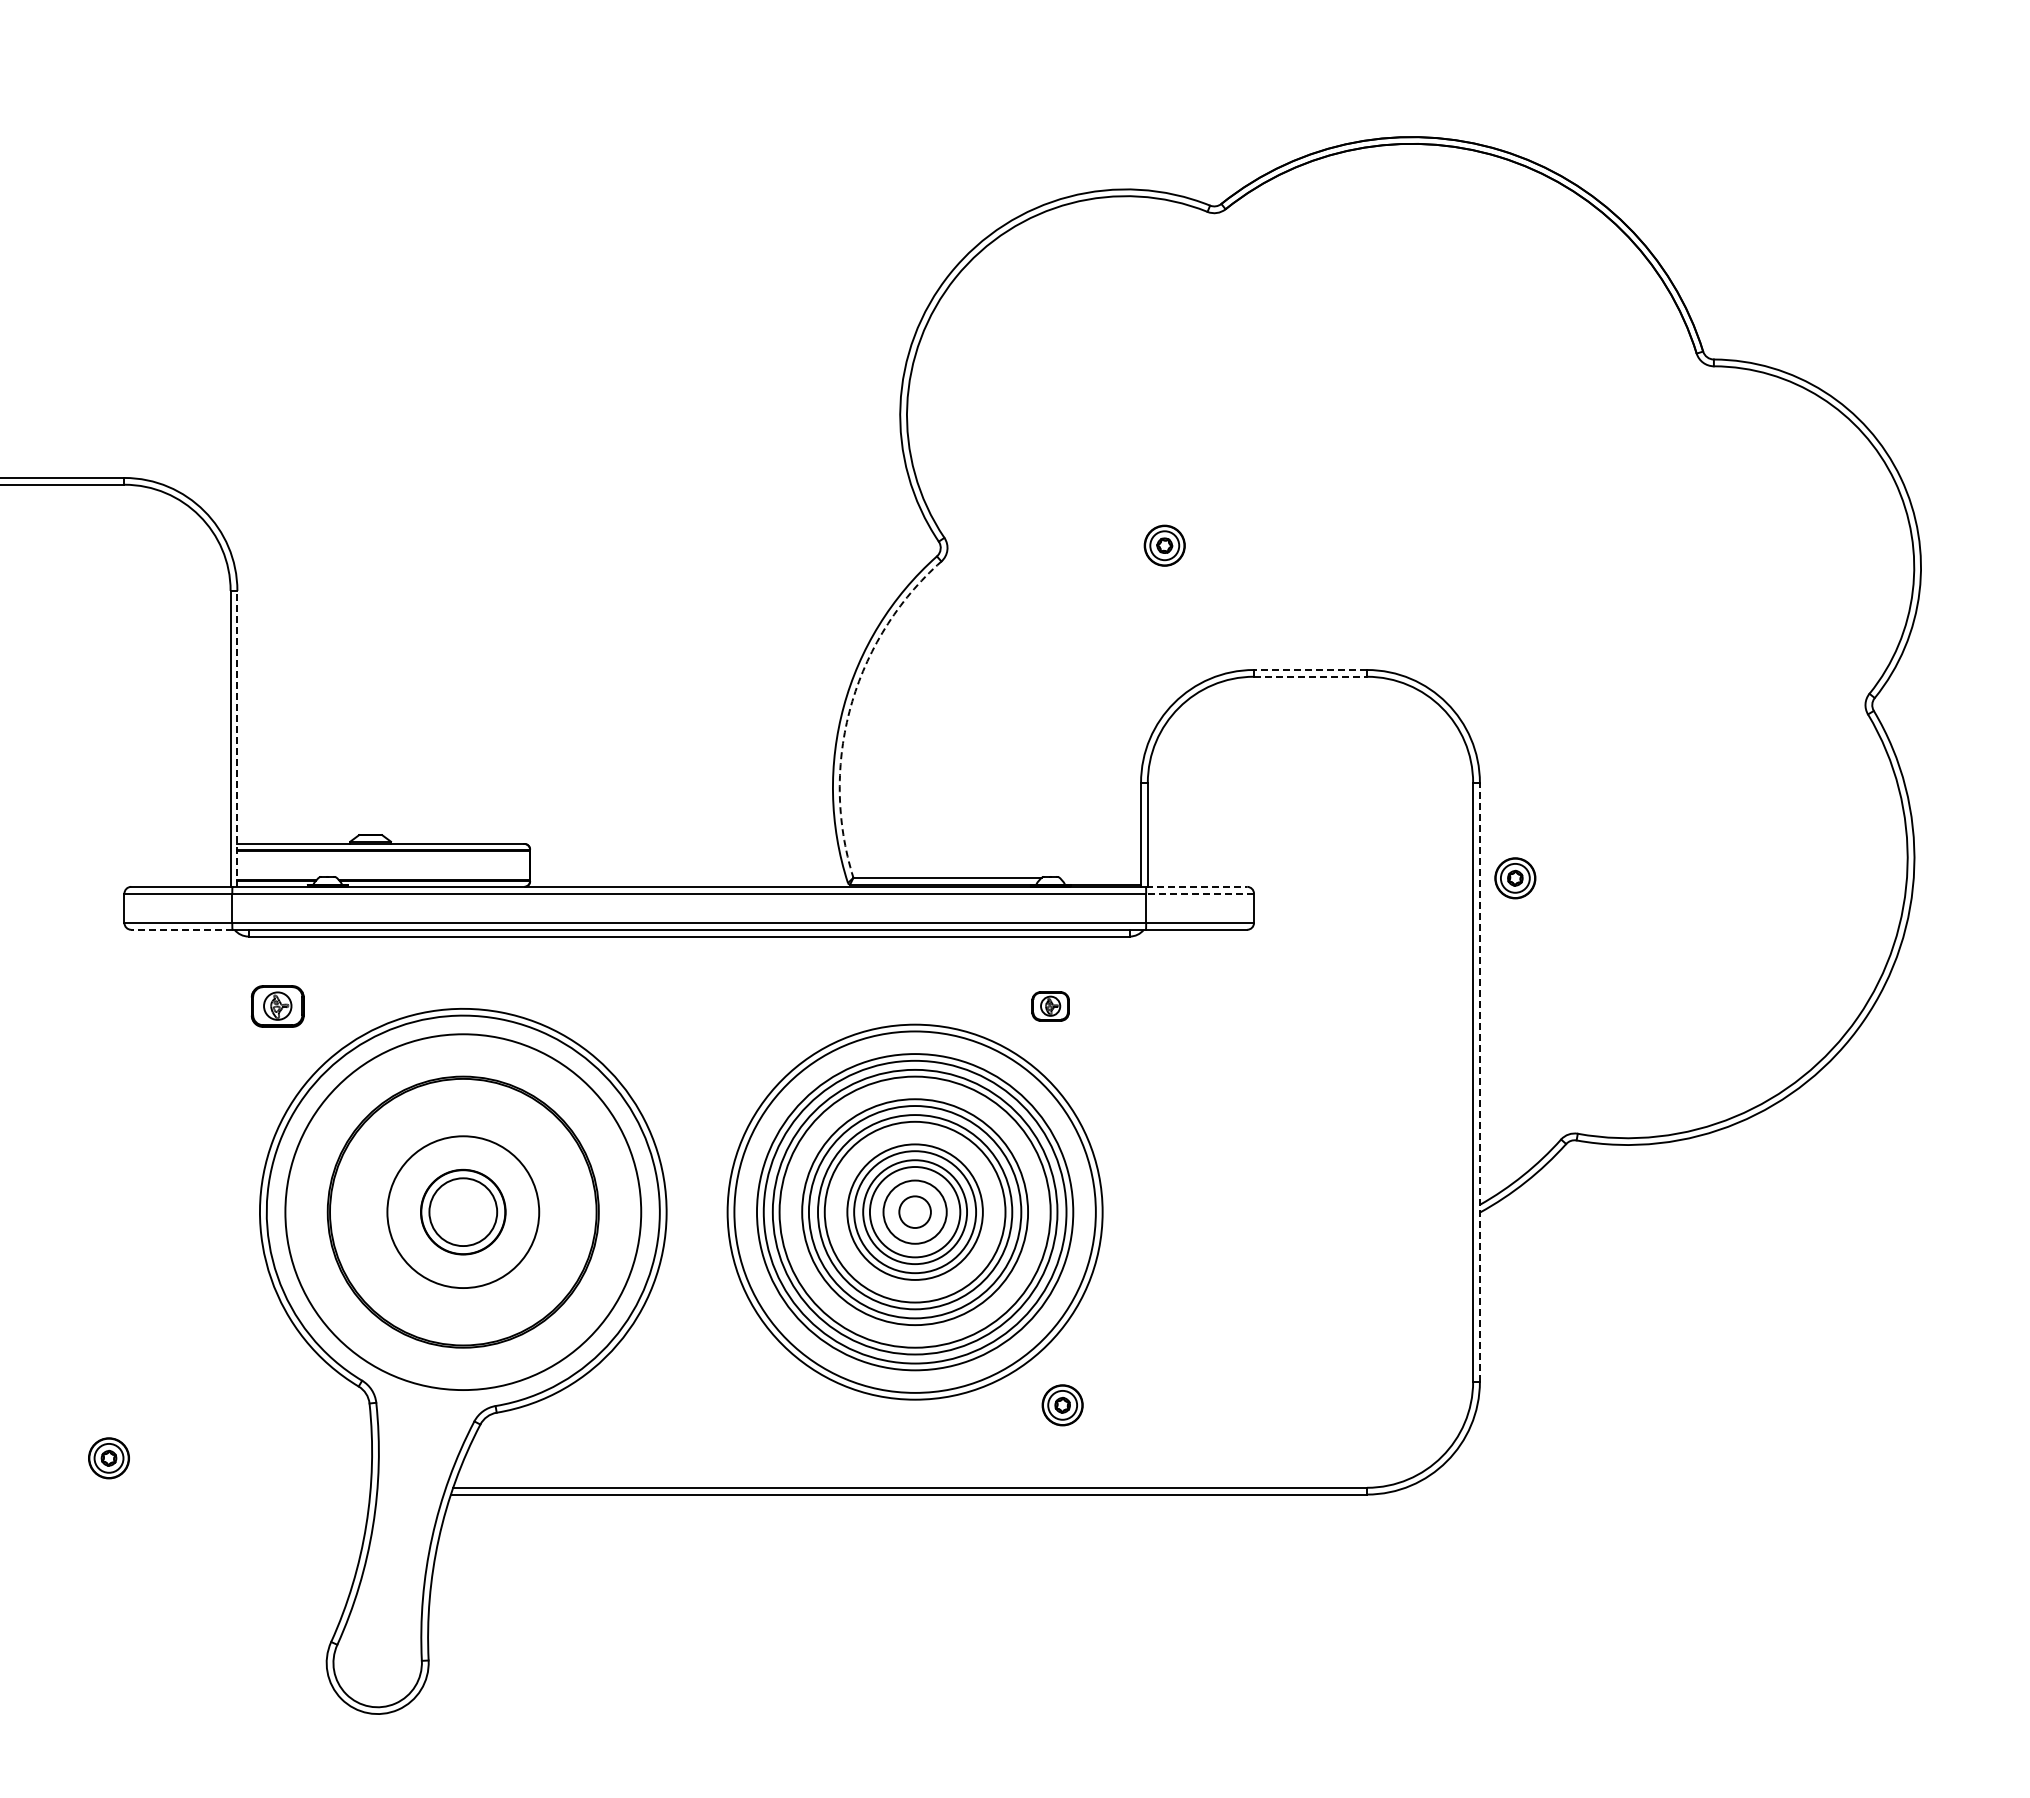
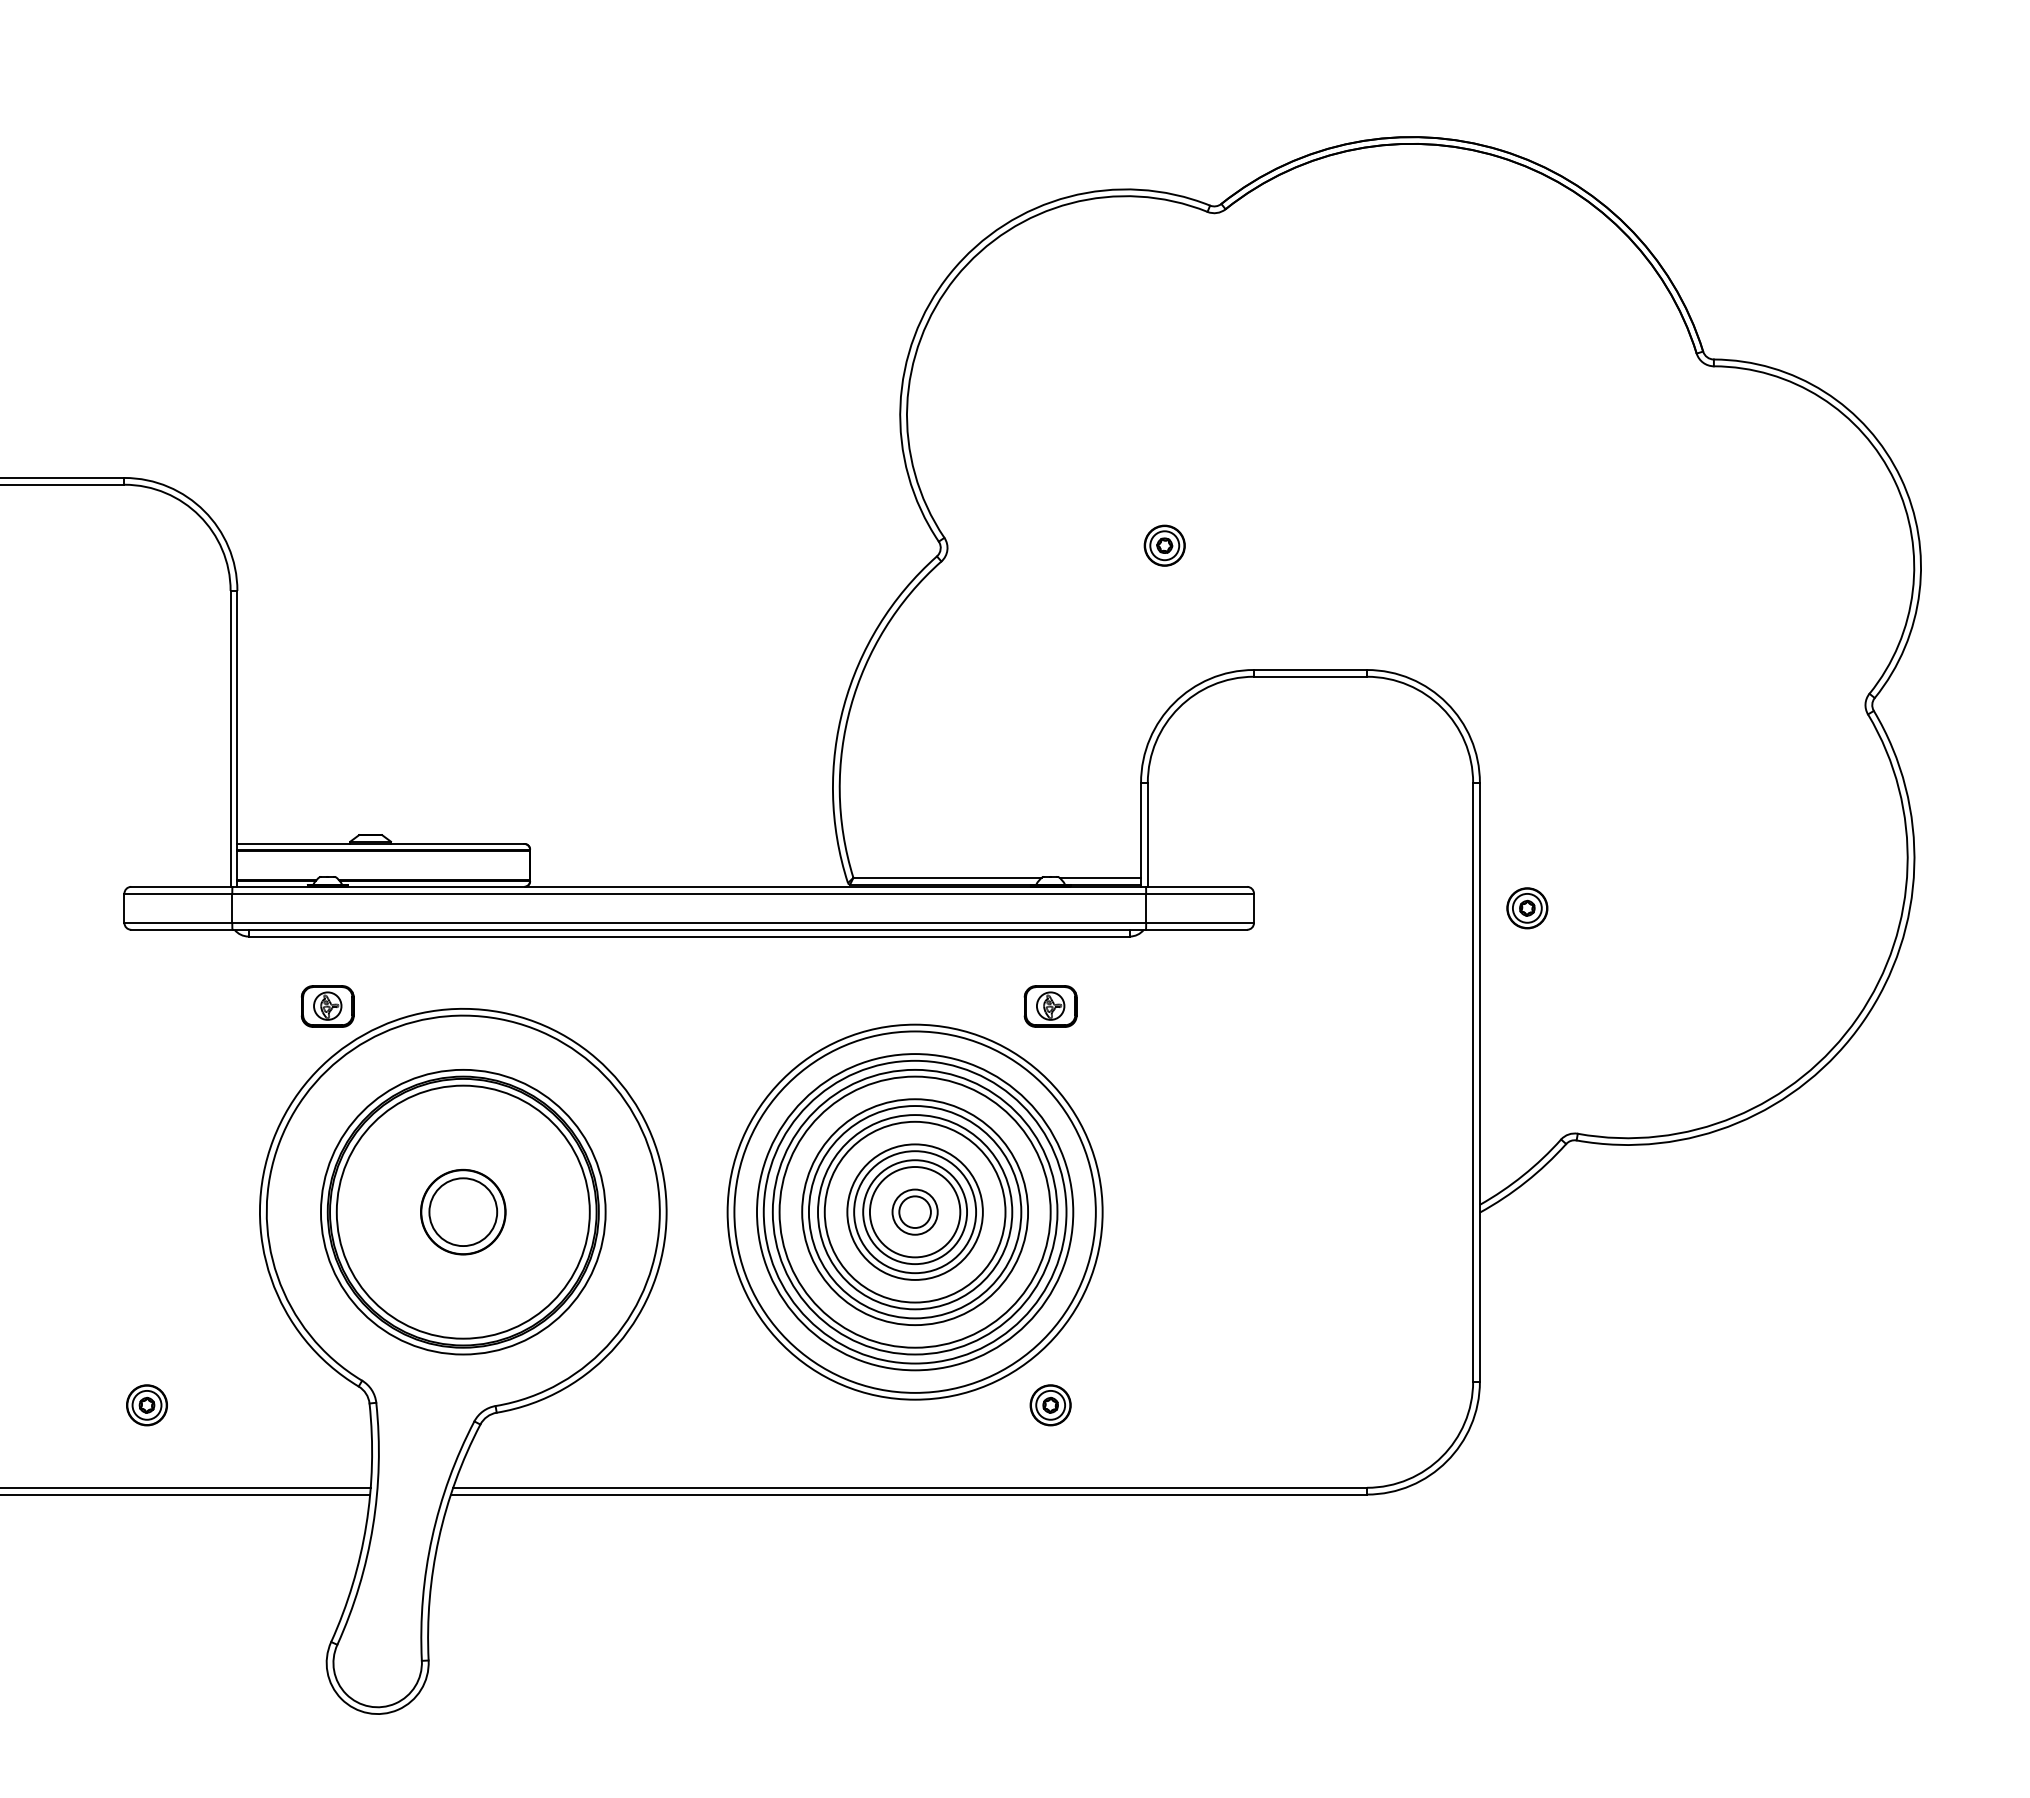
line: dashed -> solid (1309, 670)
line: dashed -> solid (1310, 676)
arc: dashed -> solid (850, 706)
line: dashed -> solid (237, 738)
line: none -> present (1100, 877)
part position: (1515, 878) -> (1527, 908) (1527, 908)
line: dashed -> solid (1196, 886)
line: dashed -> solid (1200, 893)
line: dashed -> solid (181, 929)
part position: (277, 1006) -> (327, 1006) (327, 1006)
part size: 39x31 px -> 55x43 px (1050, 1006)
line: dashed -> solid (1479, 1081)
circle diameter: 63 px -> 45 px (914, 1211)
circle diameter: 152 px -> 253 px (462, 1211)
circle diameter: 356 px -> 285 px (462, 1211)
part position: (1062, 1405) -> (1050, 1405) (1050, 1405)
part position: (108, 1458) -> (146, 1405) (146, 1405)
line: none -> present (186, 1487)
line: none -> present (186, 1494)
